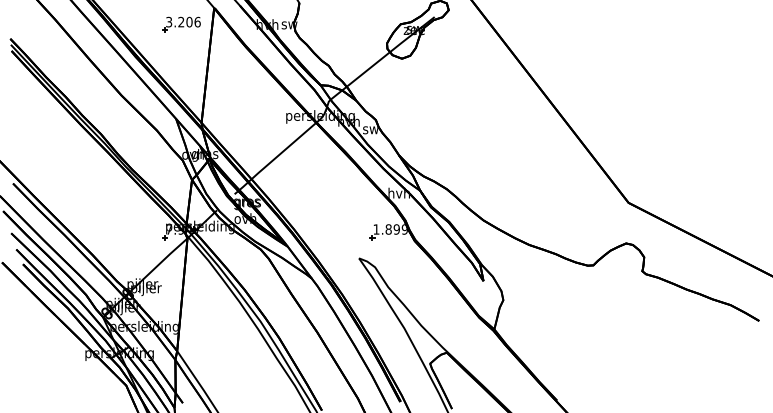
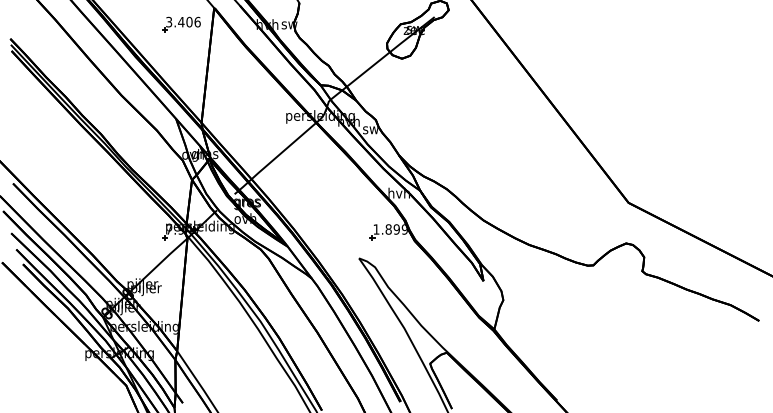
text: 3.206 -> 3.406 (181, 21)
